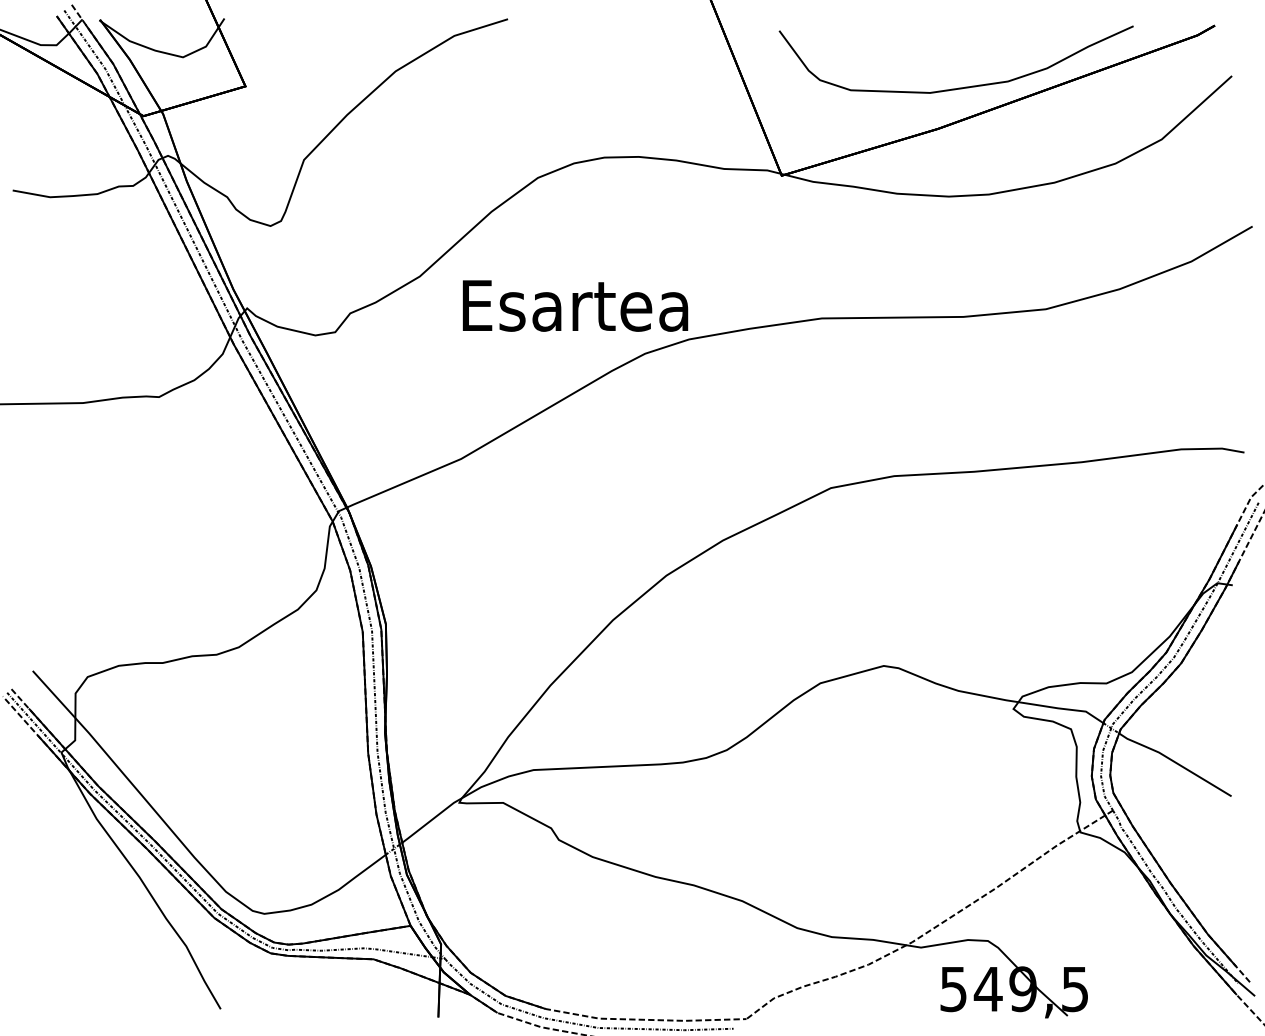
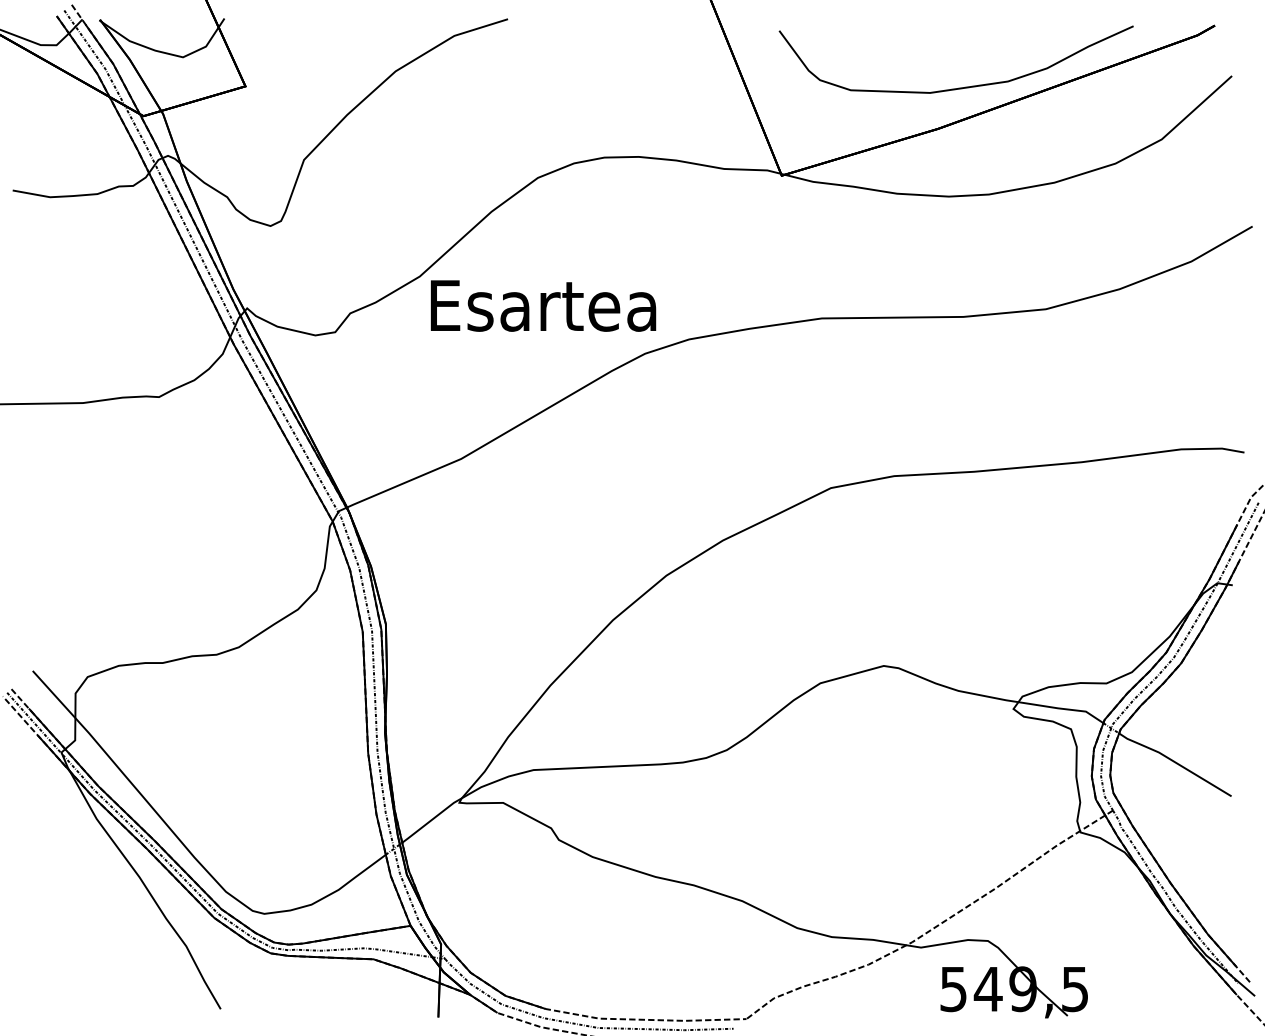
text position: (575, 305) -> (543, 305) (543, 305)
